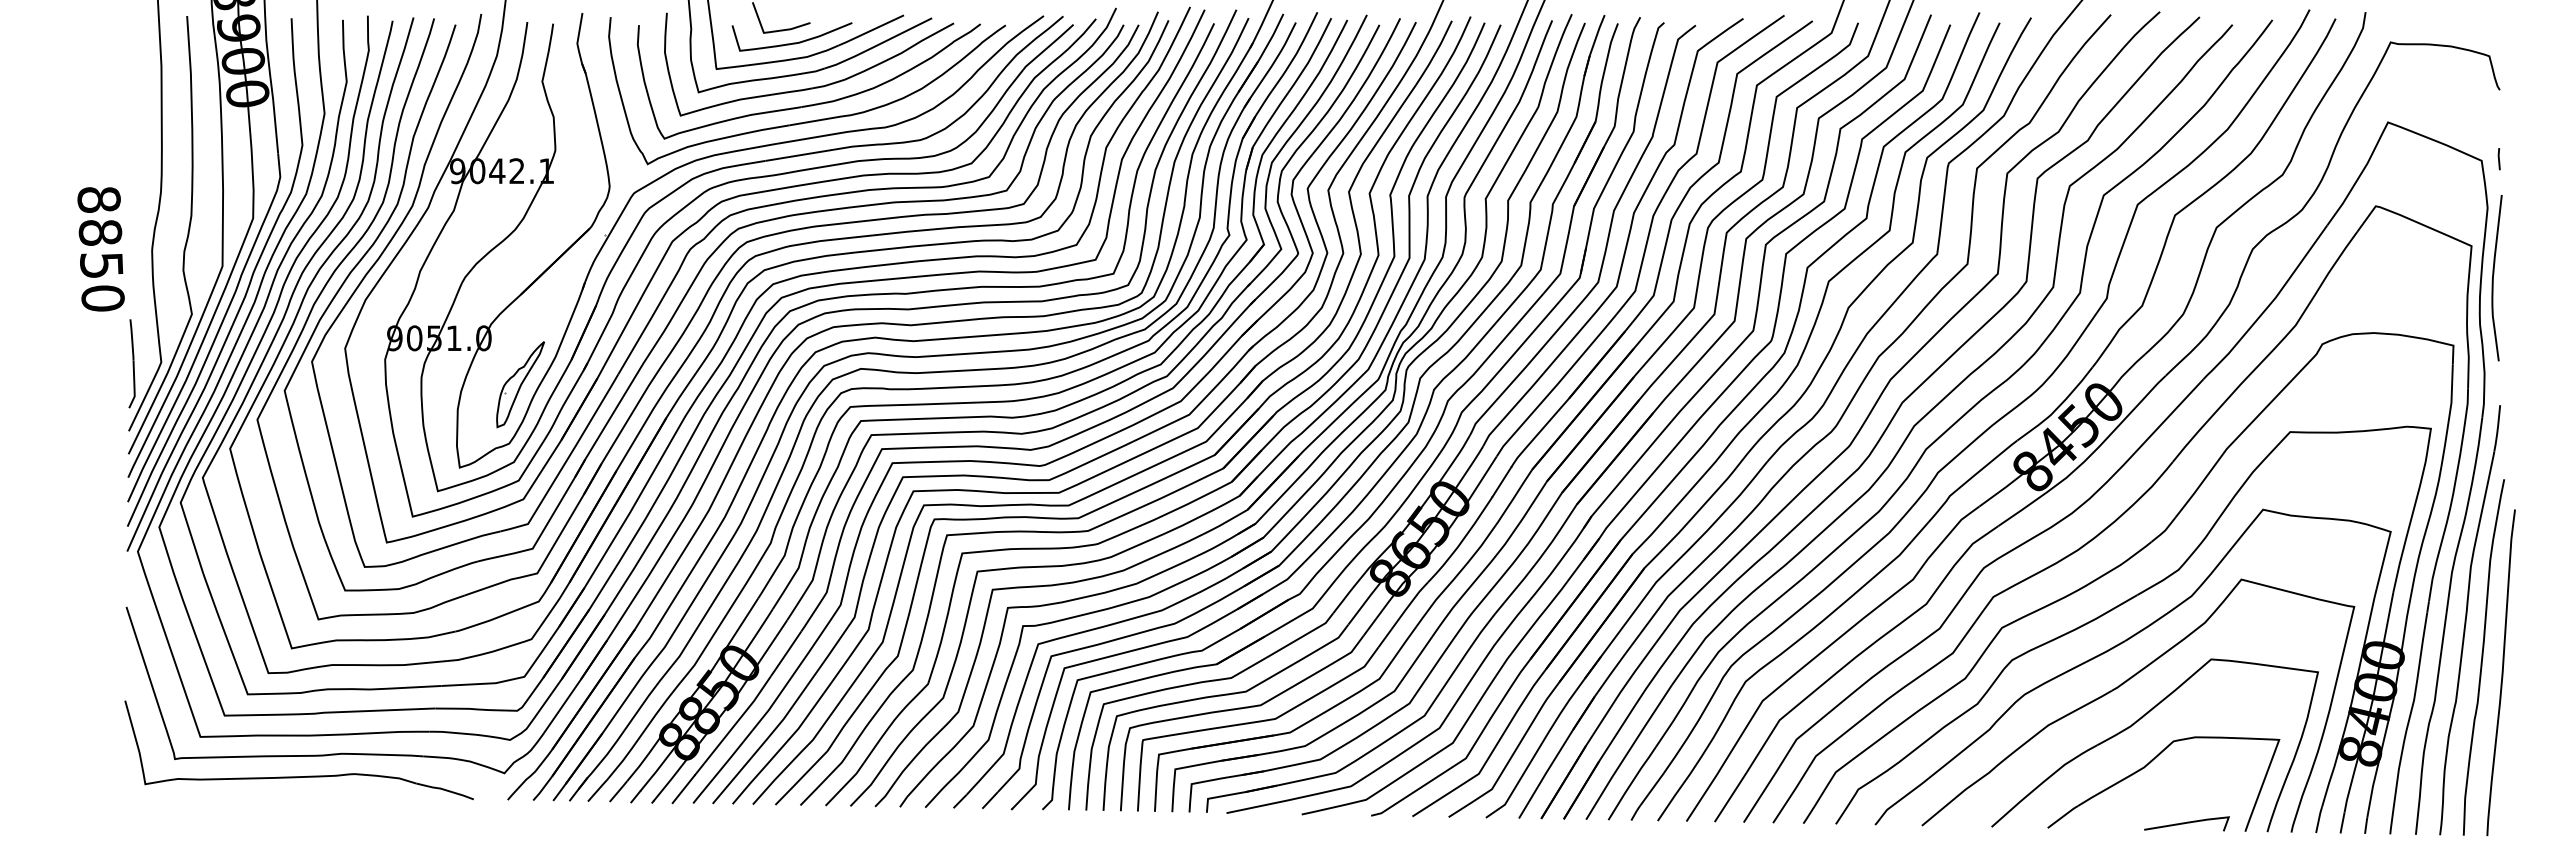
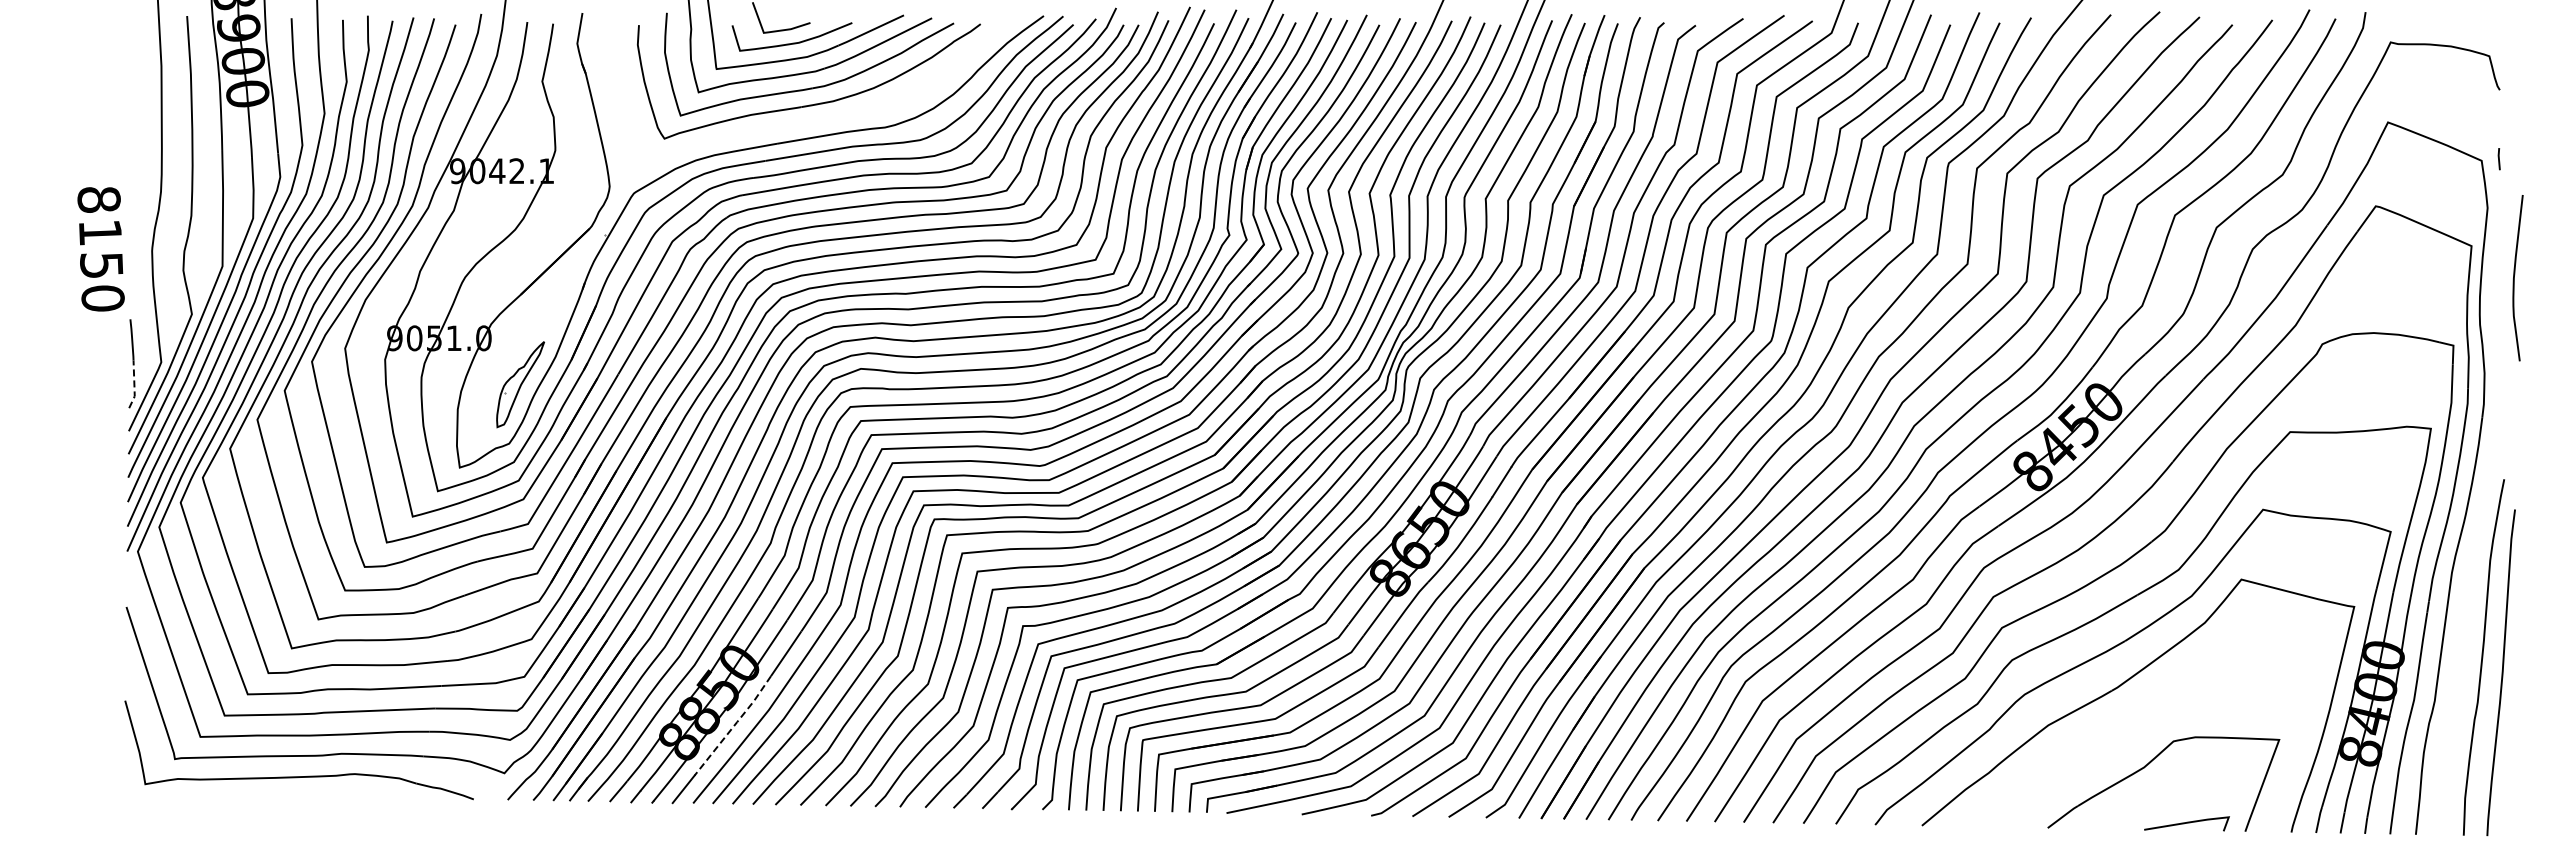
part: present -> none (810, 120)
text: 8850 -> 8150 (100, 232)
curve position: (2493, 278) -> (2514, 278) (2514, 278)
line: solid -> dashed (134, 385)
part: present -> none (2469, 620)
part: present -> none (2137, 722)
line: solid -> dashed (734, 725)
